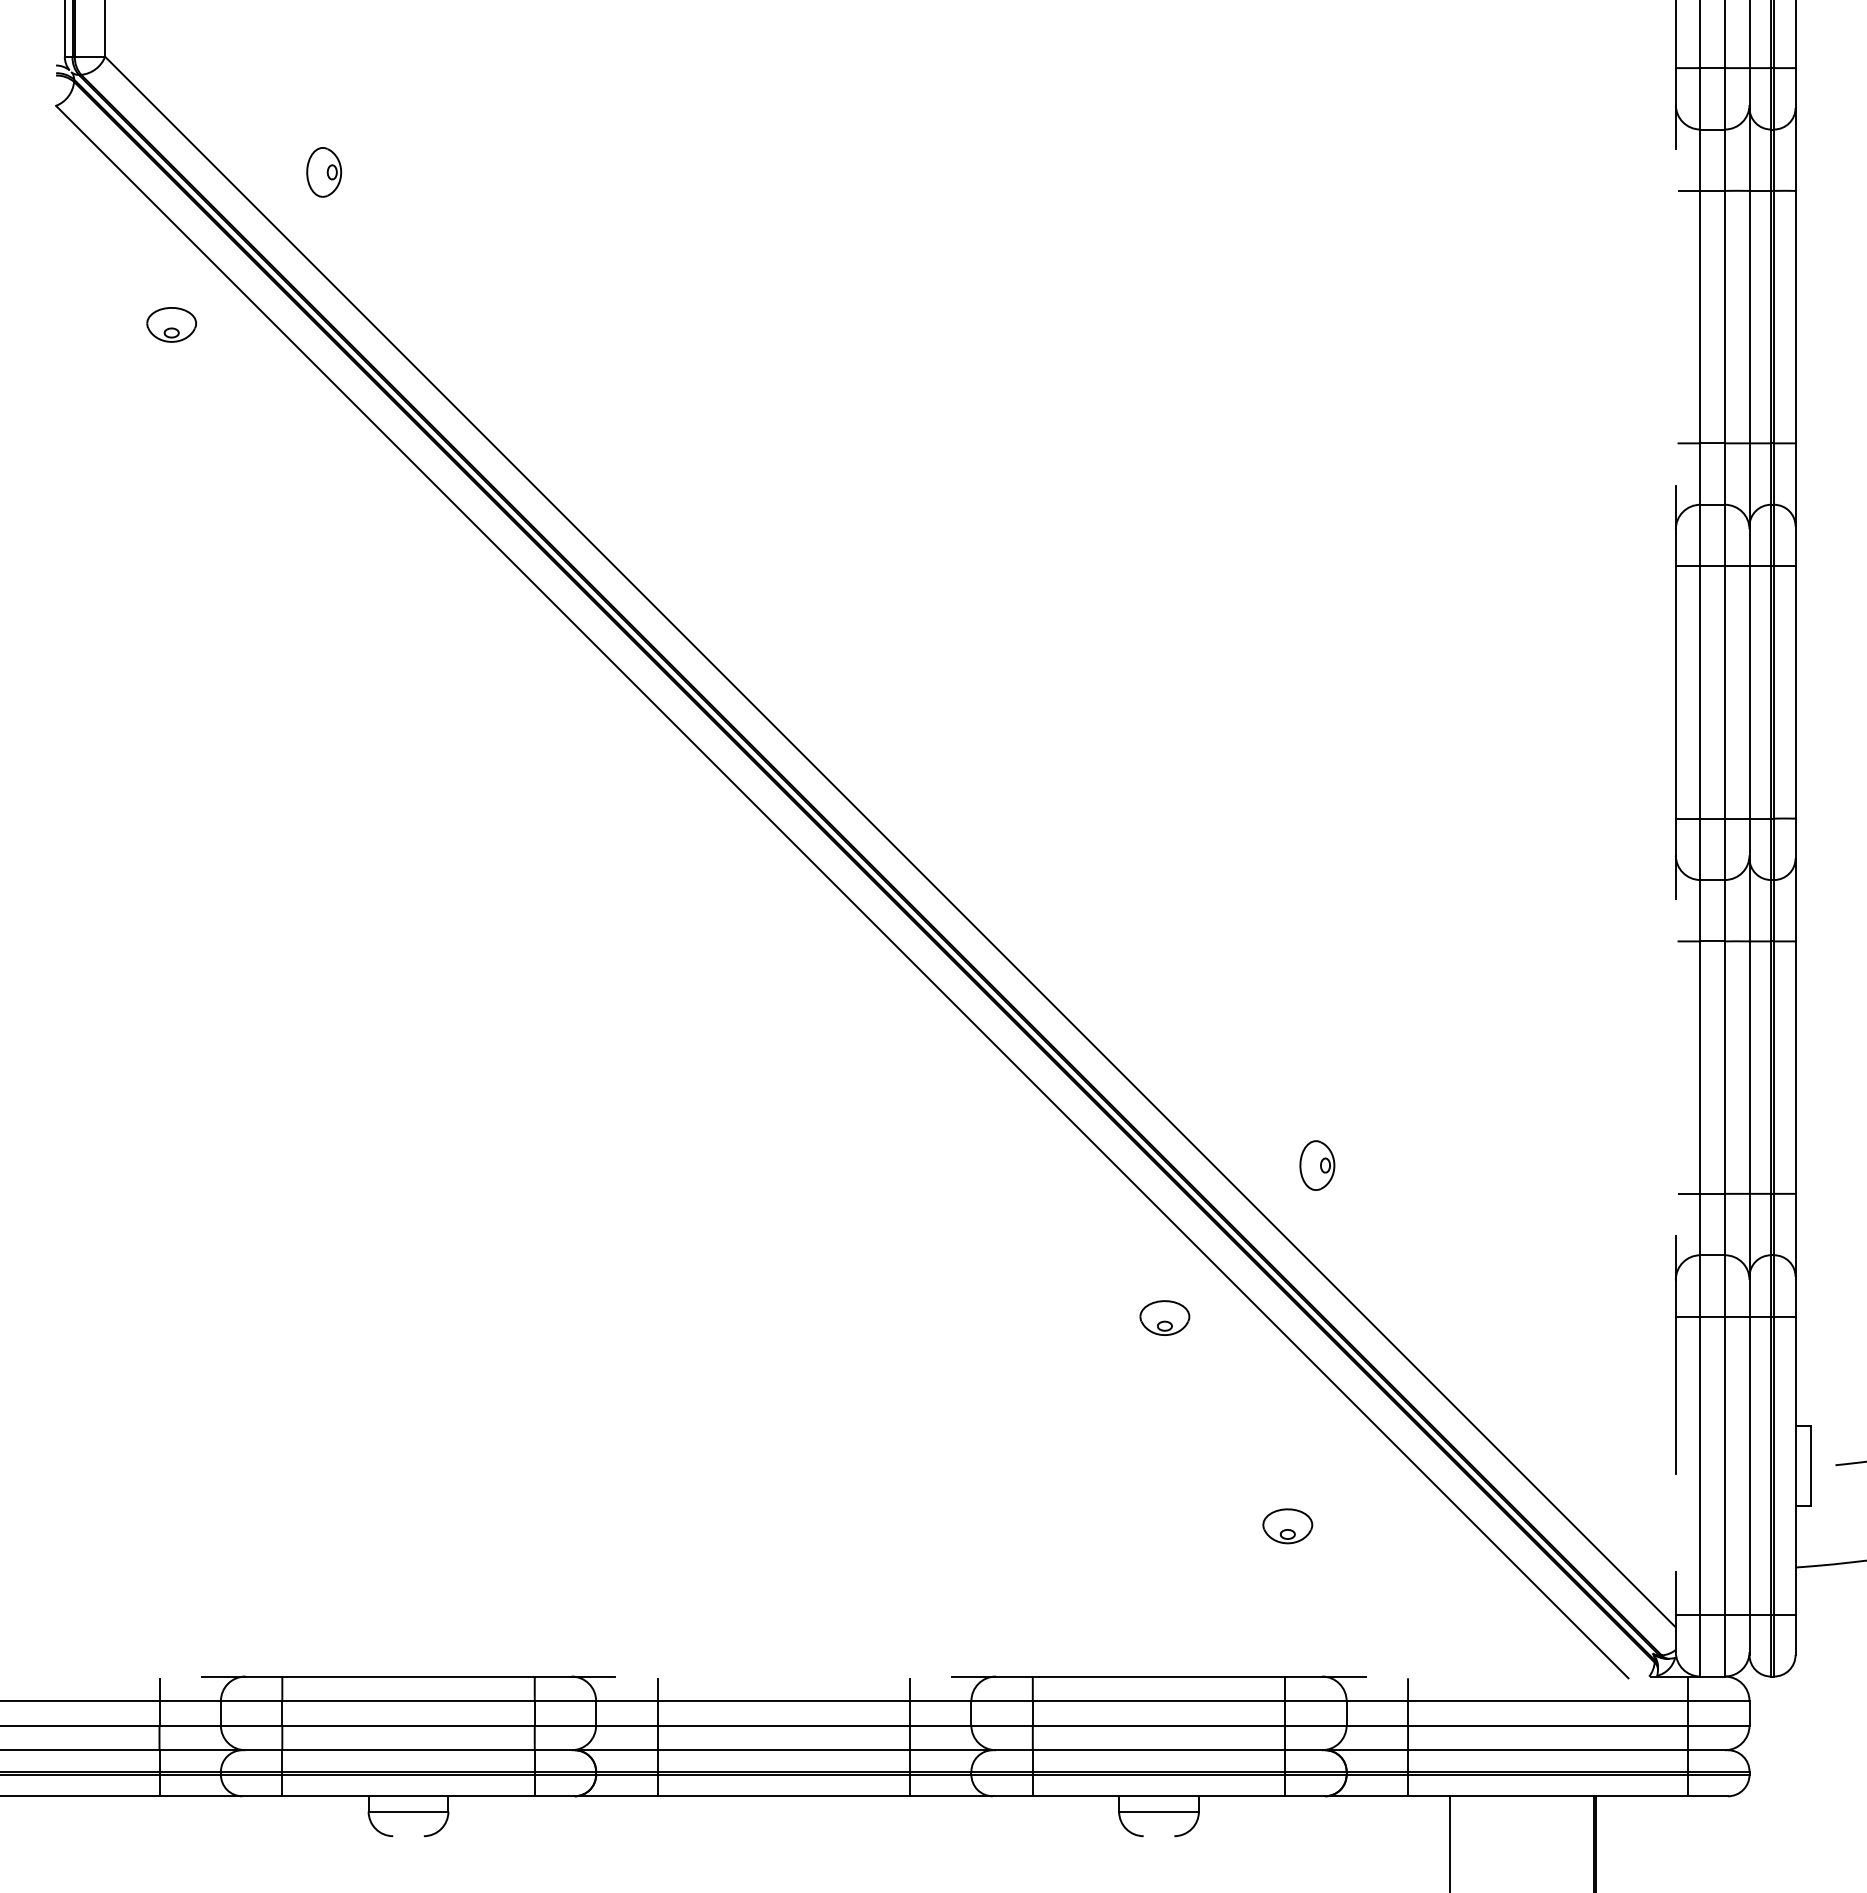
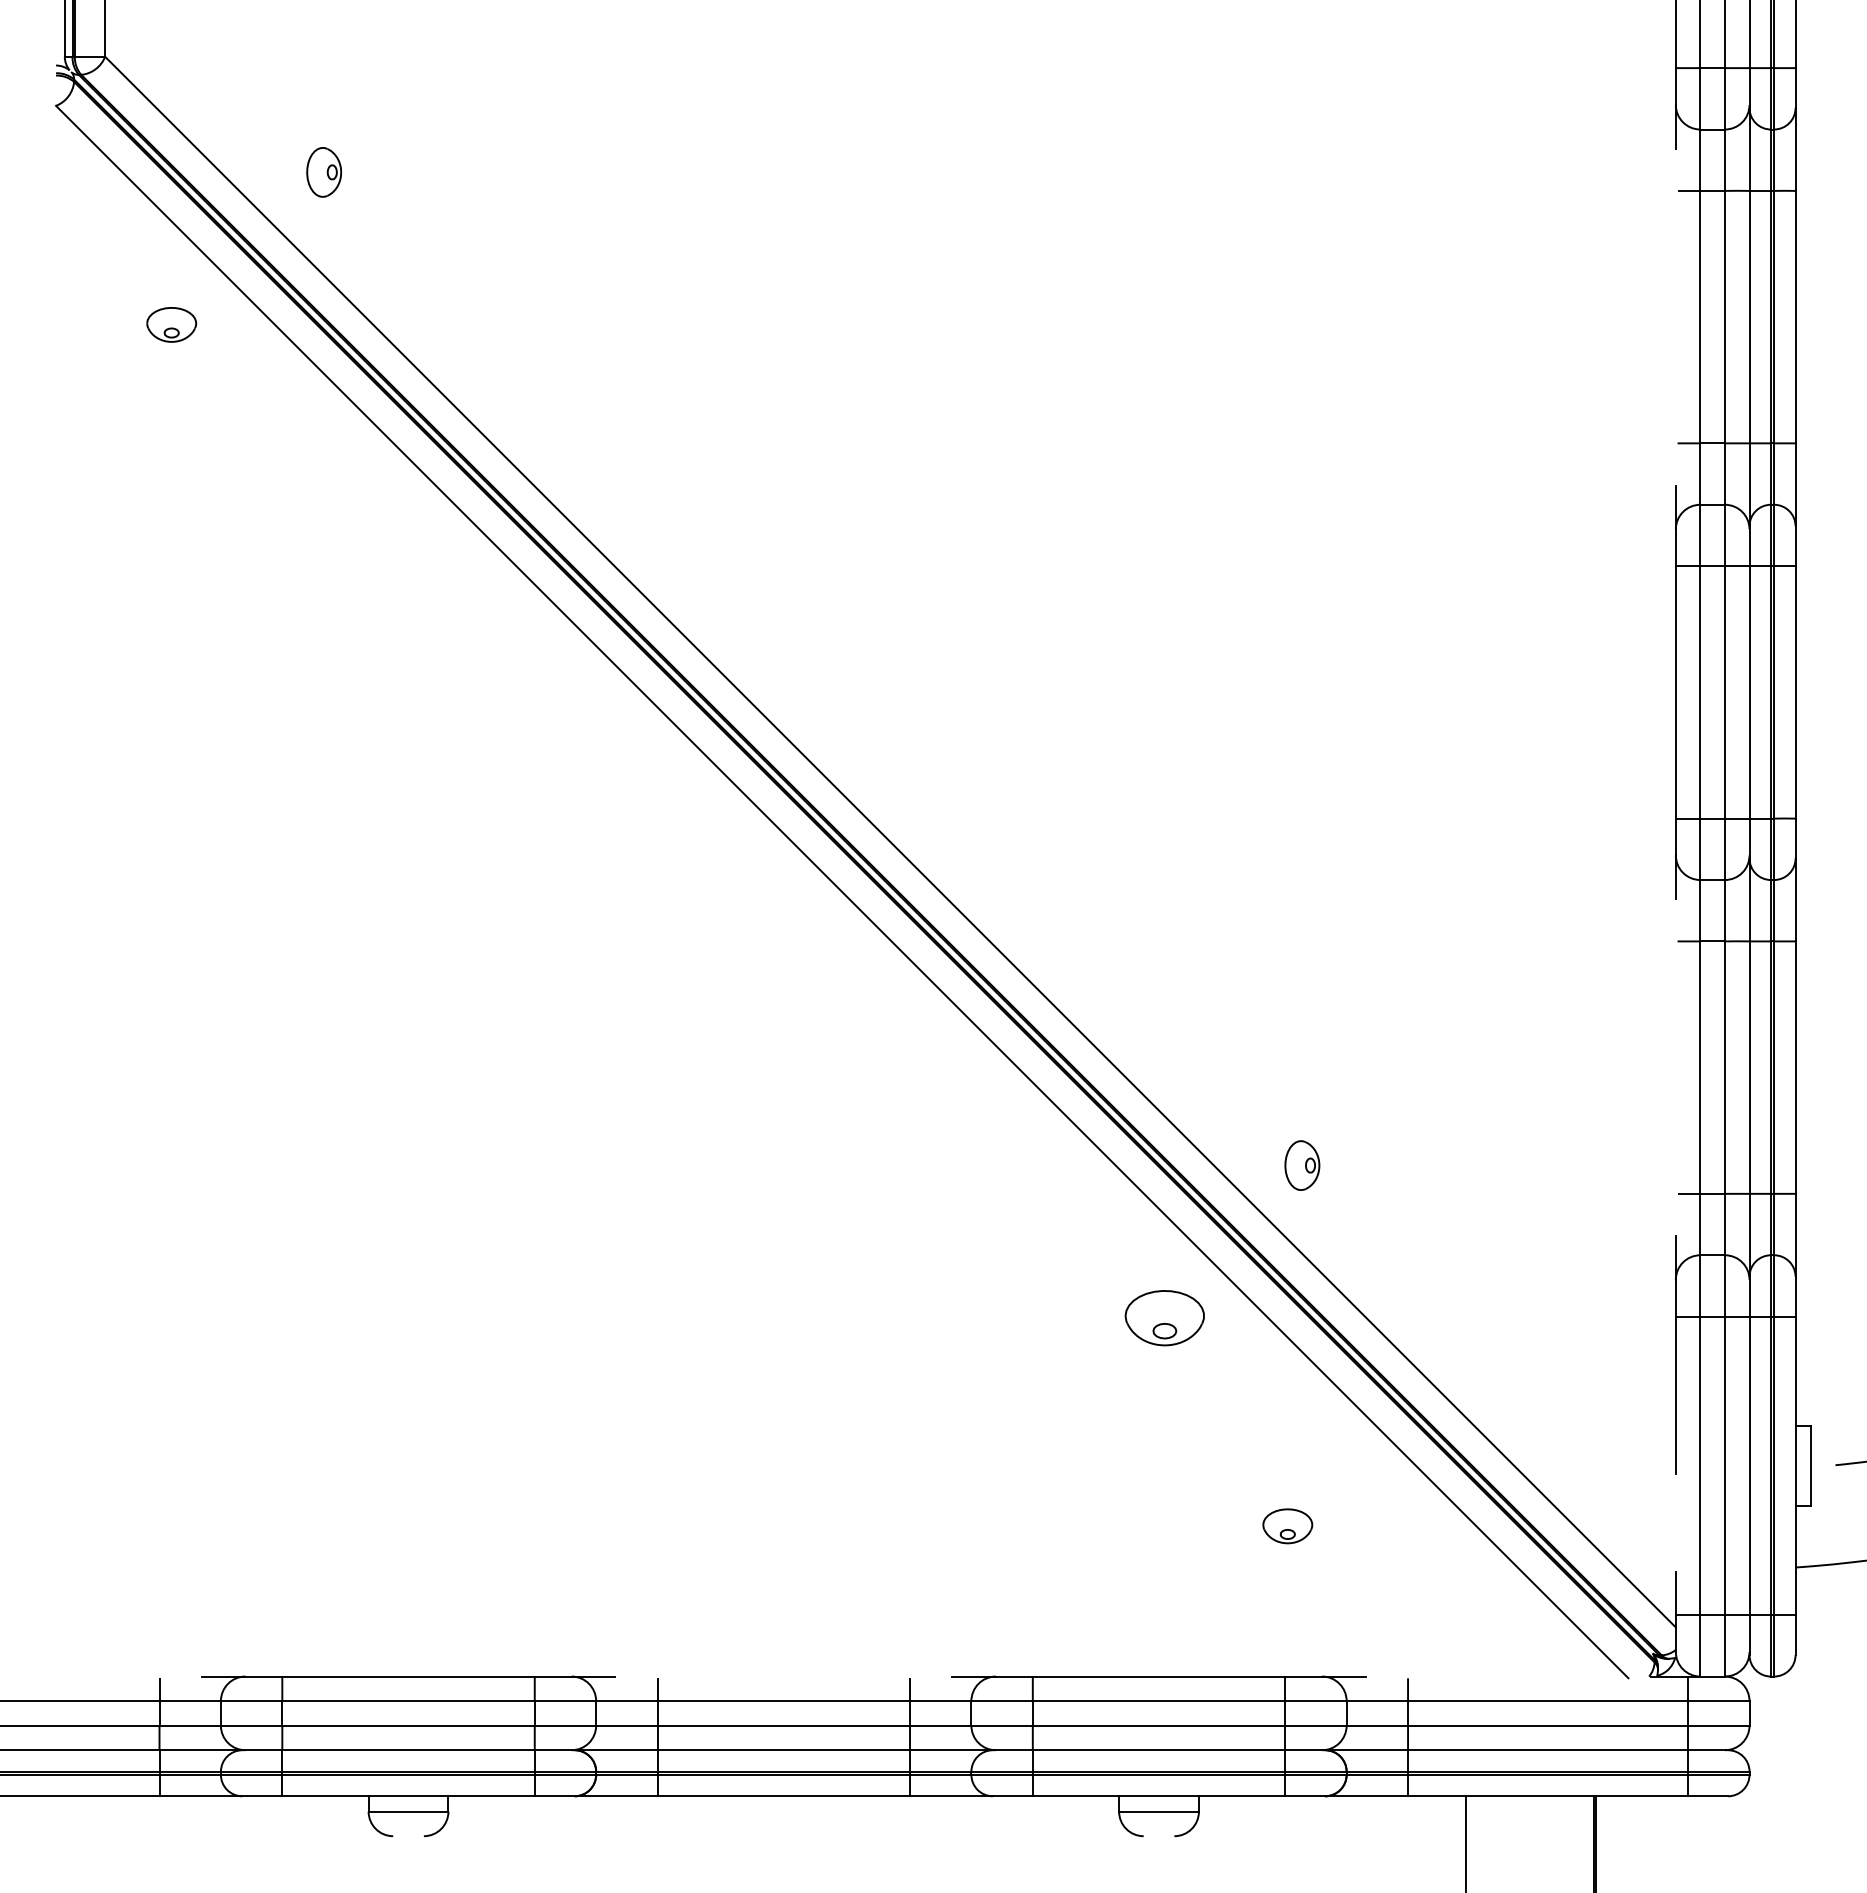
part position: (1317, 1165) -> (1302, 1165) (1302, 1165)
part size: 52x36 px -> 81x57 px (1164, 1318)
line position: (1450, 1842) -> (1466, 1842) (1466, 1842)
